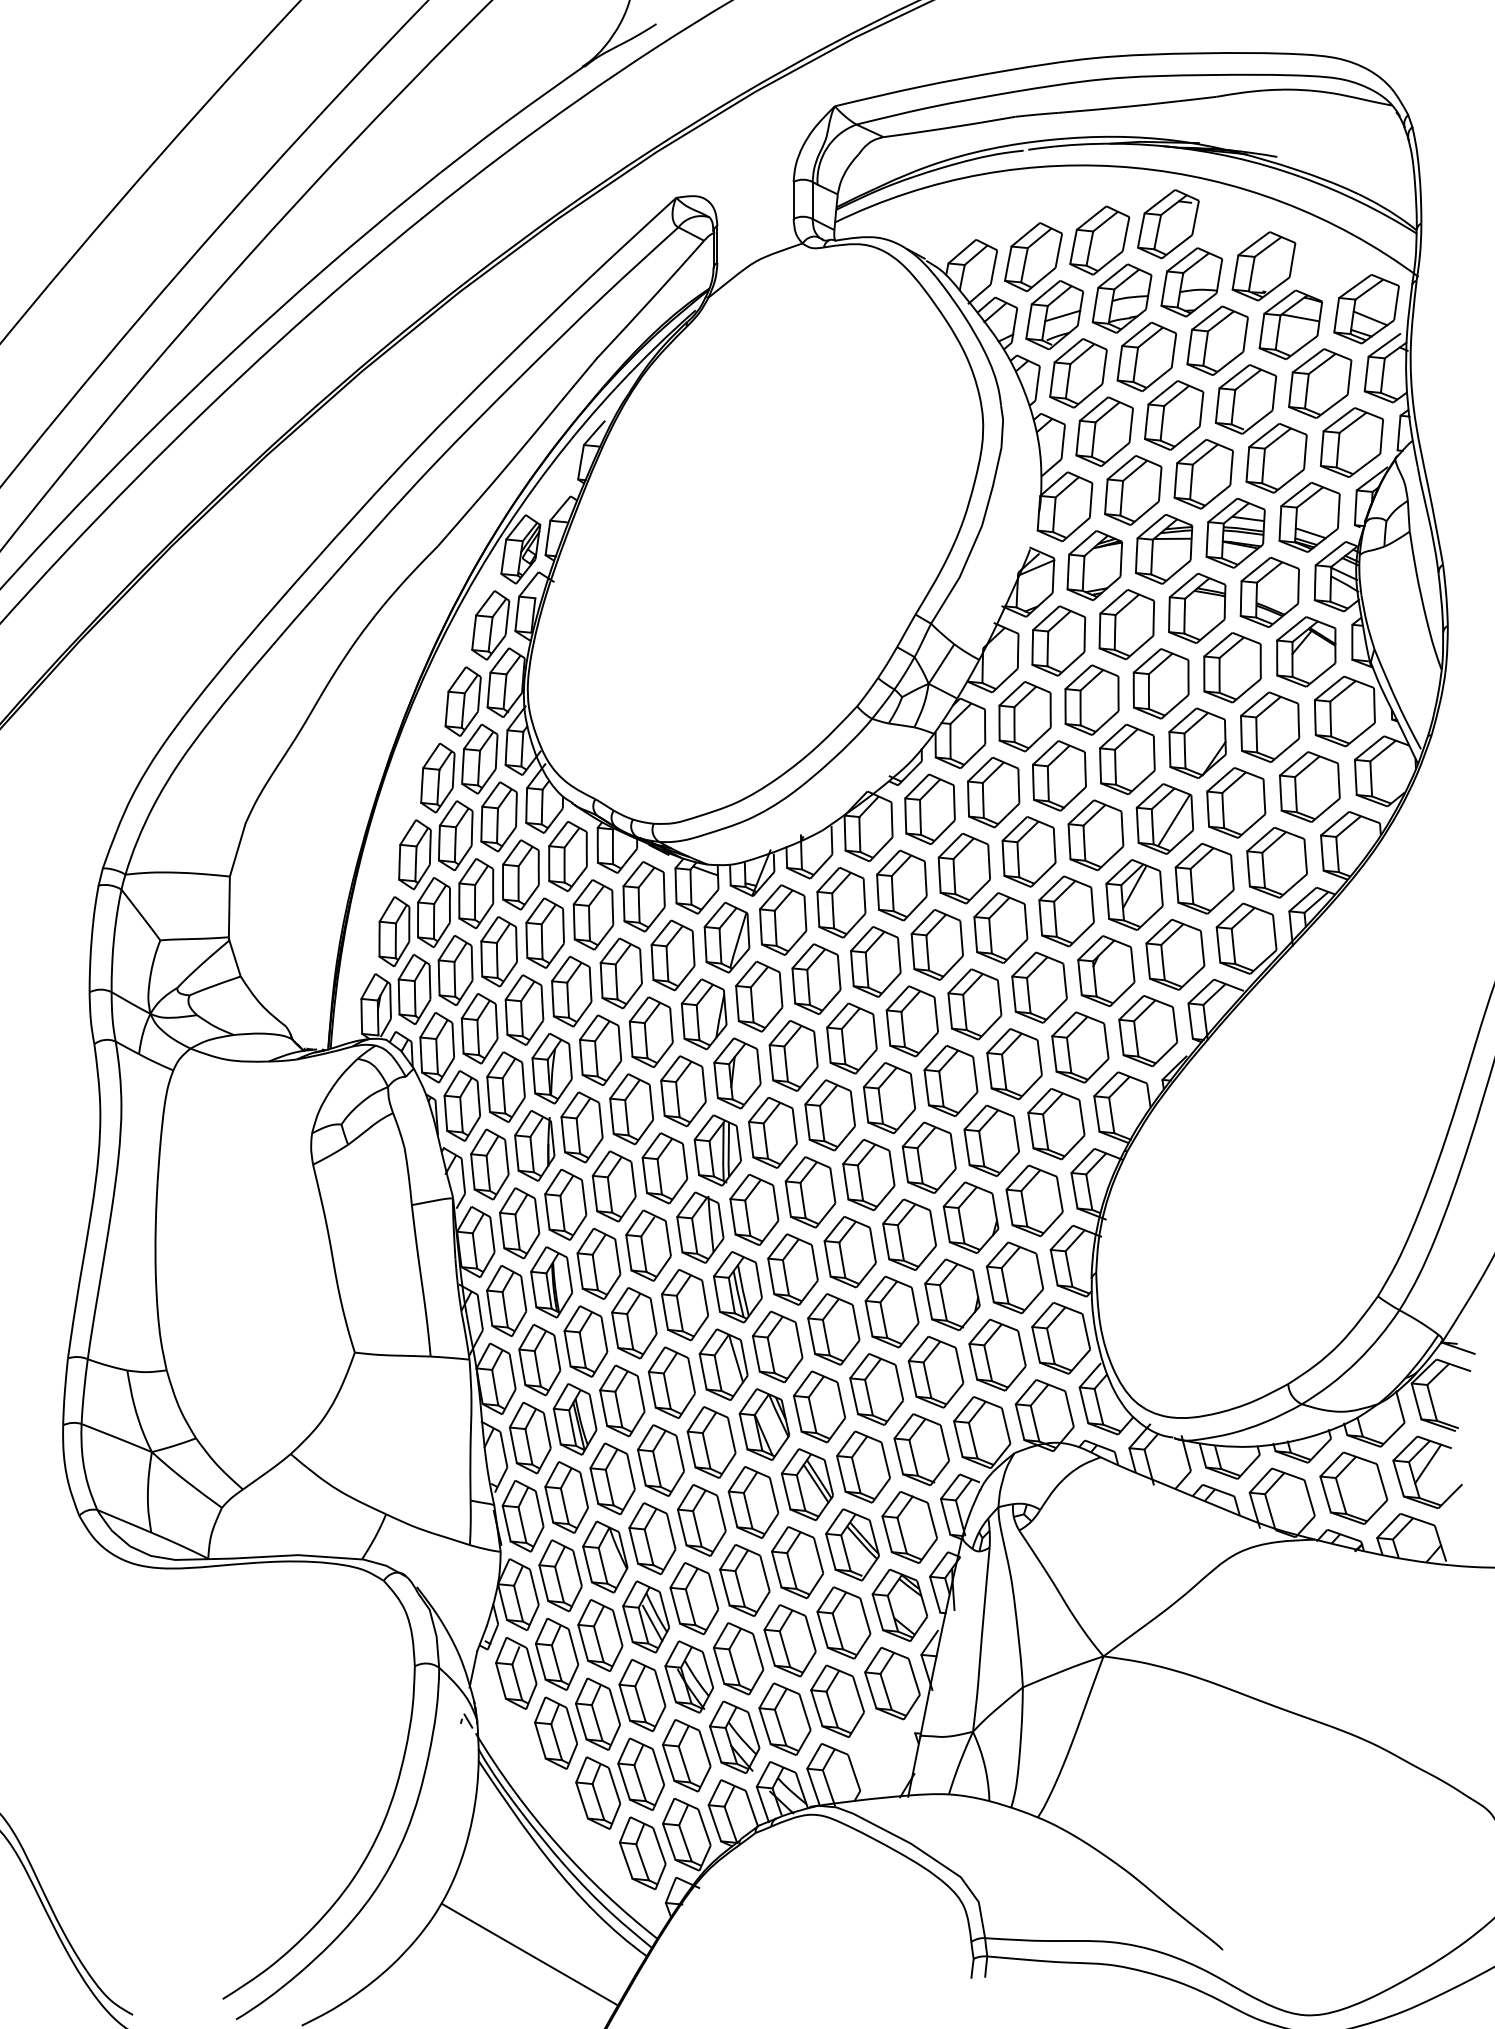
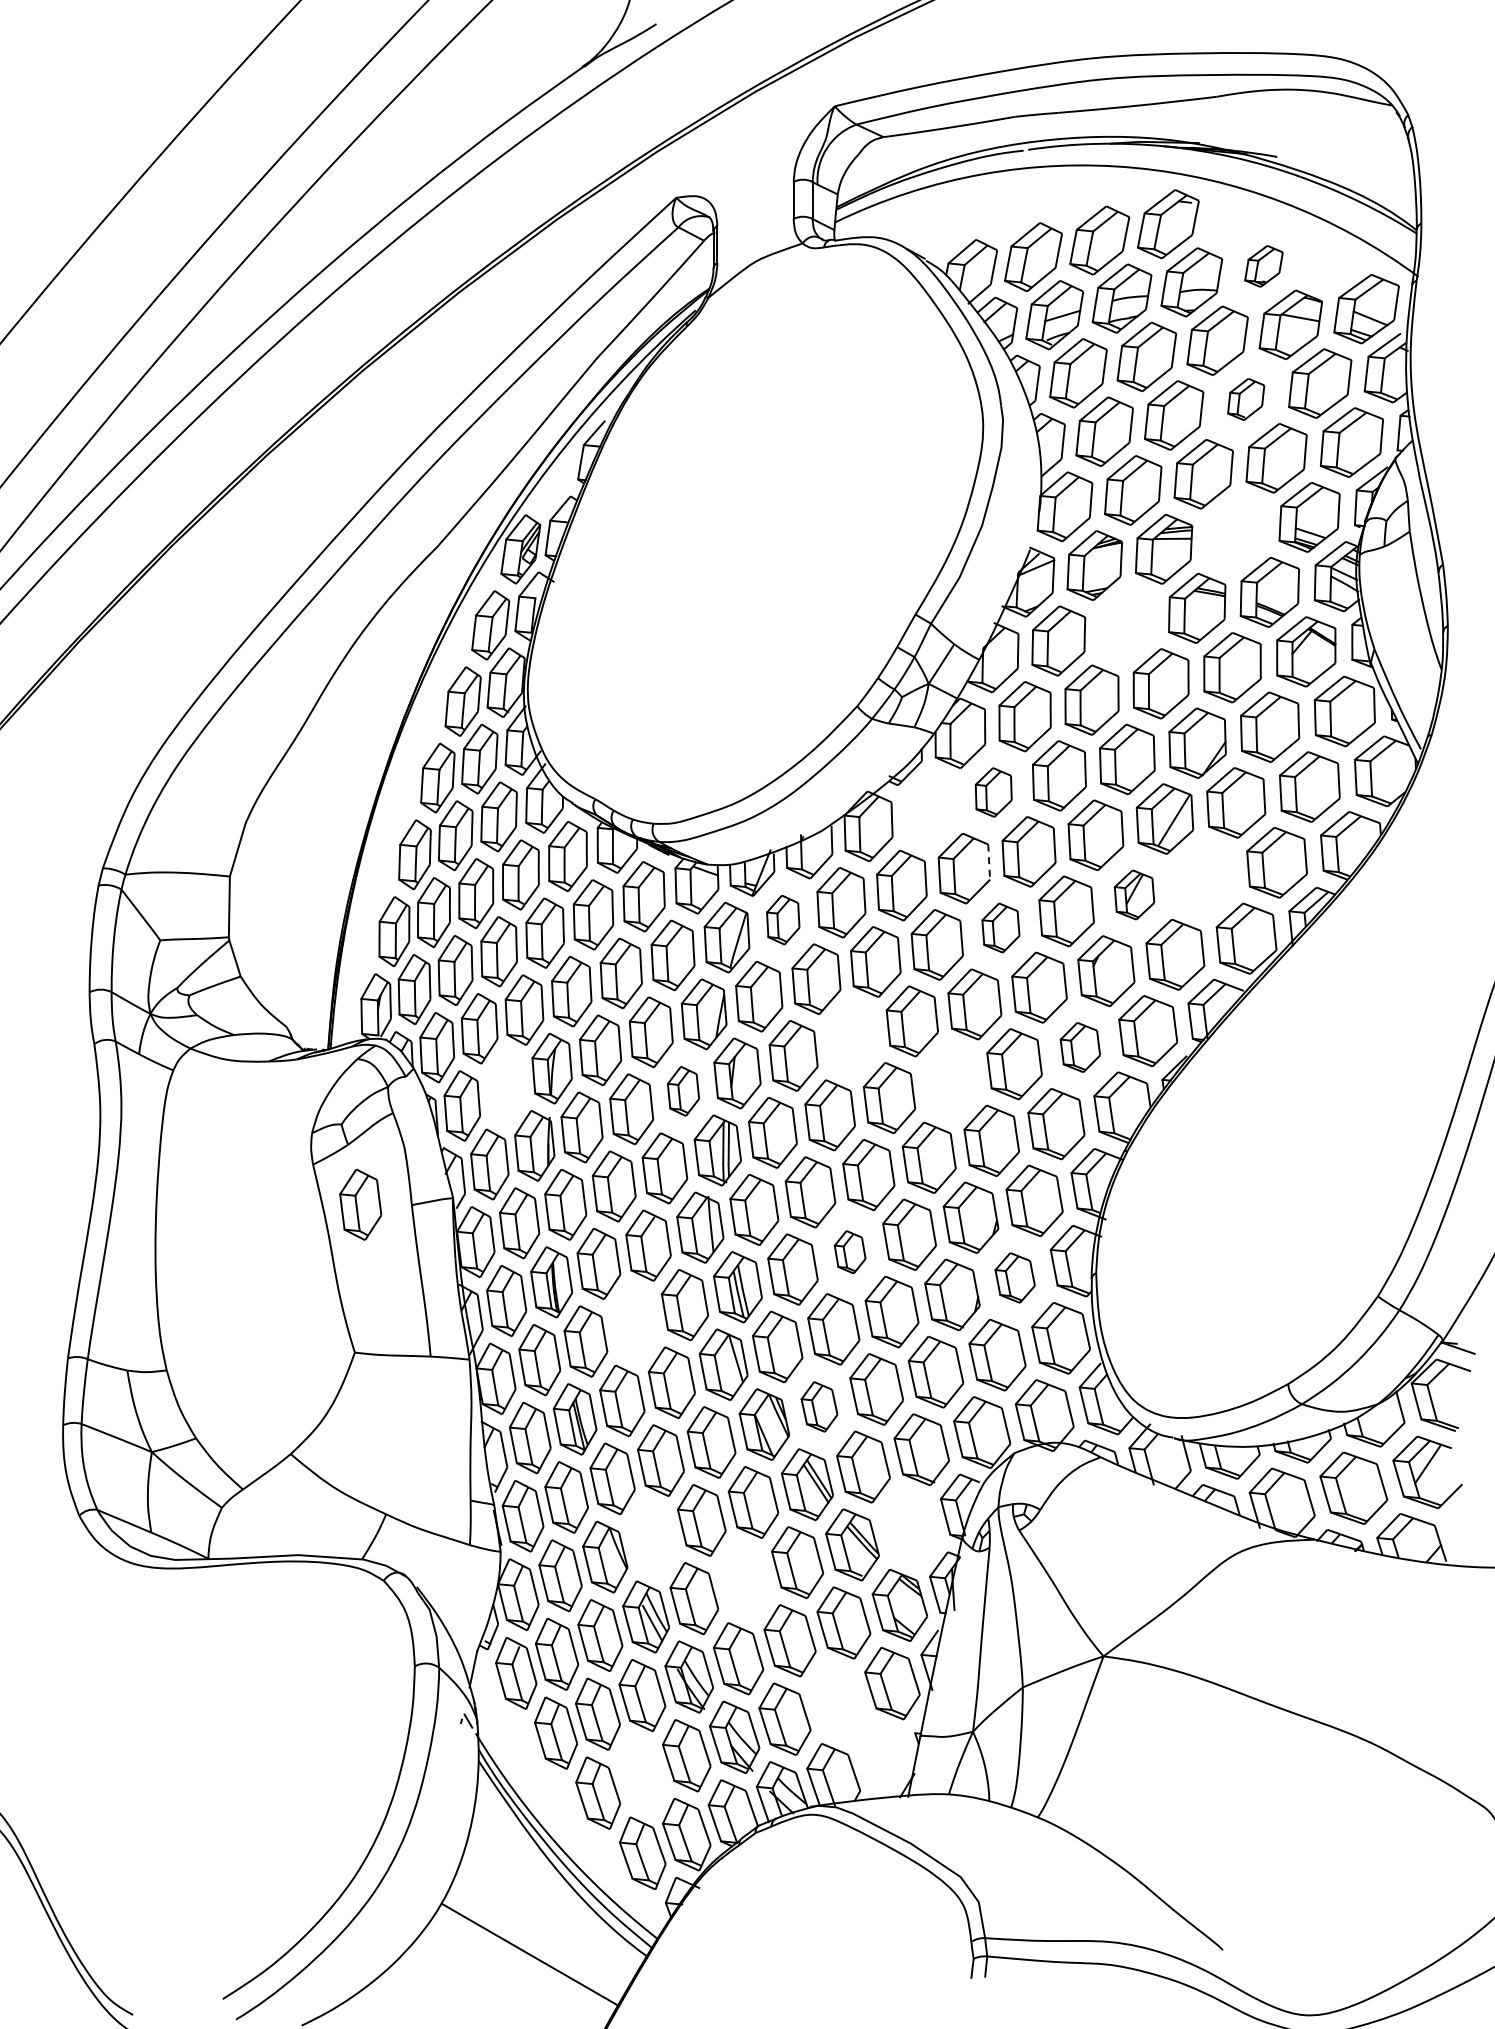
part size: 66x71 px -> 40x43 px (1263, 266)
part size: 63x71 px -> 39x43 px (1246, 399)
part: present -> none (1235, 532)
part: present -> none (1126, 624)
part size: 54x73 px -> 39x51 px (993, 792)
part: present -> none (929, 809)
arc: solid -> dashed (989, 862)
part: present -> none (1204, 878)
part size: 59x72 px -> 43x52 px (1134, 894)
part size: 49x72 px -> 35x52 px (783, 919)
part size: 56x72 px -> 40x52 px (1000, 927)
part: present -> none (851, 1038)
part size: 59x73 px -> 42x51 px (1079, 1047)
part: present -> none (950, 1080)
part: present -> none (505, 1086)
part size: 47x73 px -> 33x51 px (683, 1091)
part: none -> present (360, 1204)
part size: 54x73 px -> 34x45 px (849, 1252)
part size: 59x74 px -> 42x52 px (1014, 1277)
part: present -> none (634, 1323)
part size: 53x74 px -> 39x52 px (819, 1406)
part: present -> none (909, 1527)
part: present -> none (652, 1538)
part: present -> none (744, 1580)
part: present -> none (837, 1700)
part: present -> none (640, 1773)
